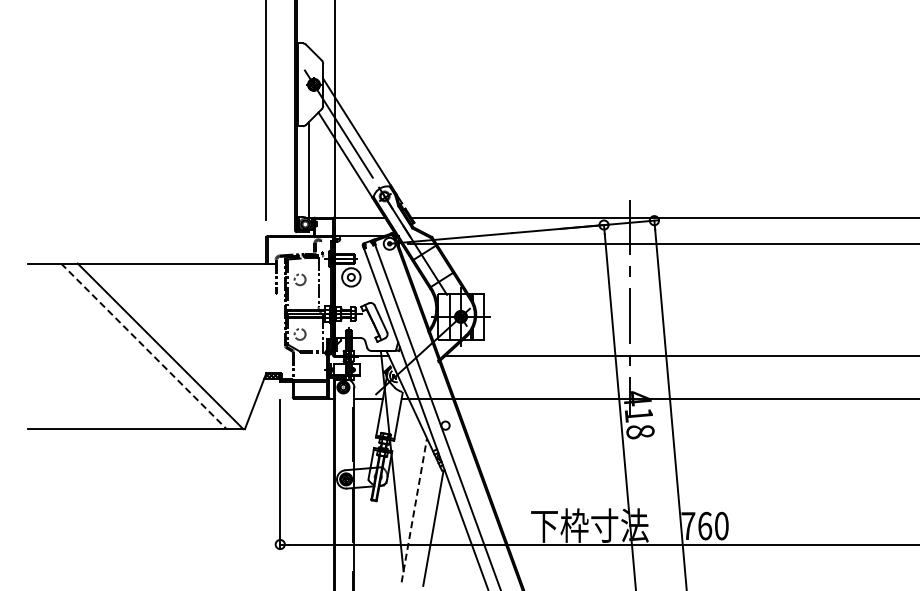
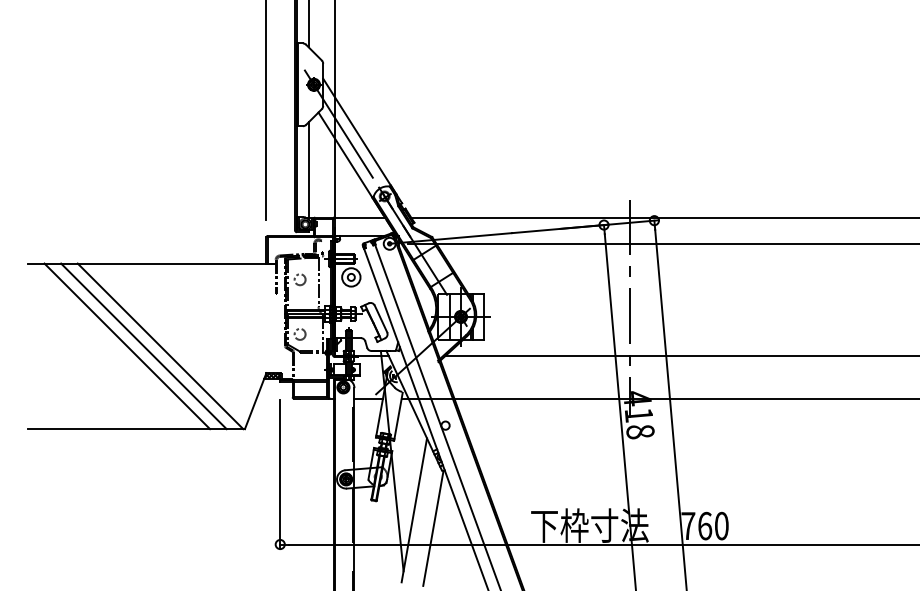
line: none -> present (308, 24)
line: none -> present (127, 346)
line: dashed -> solid (144, 346)
line: dashed -> solid (414, 509)
